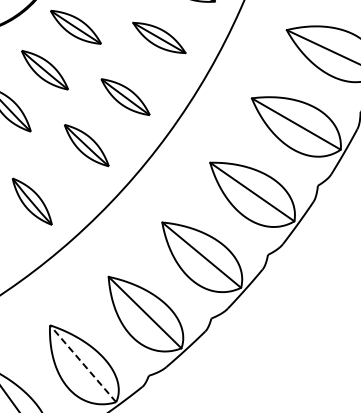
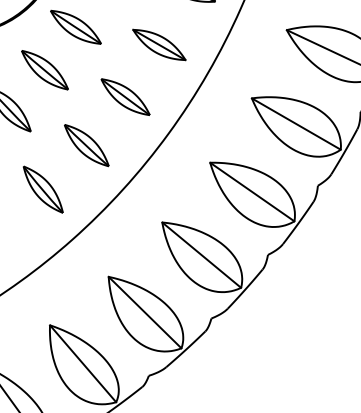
part position: (159, 37) -> (159, 44) (159, 44)
part position: (31, 201) -> (42, 189) (42, 189)
line: dashed -> solid (83, 363)
